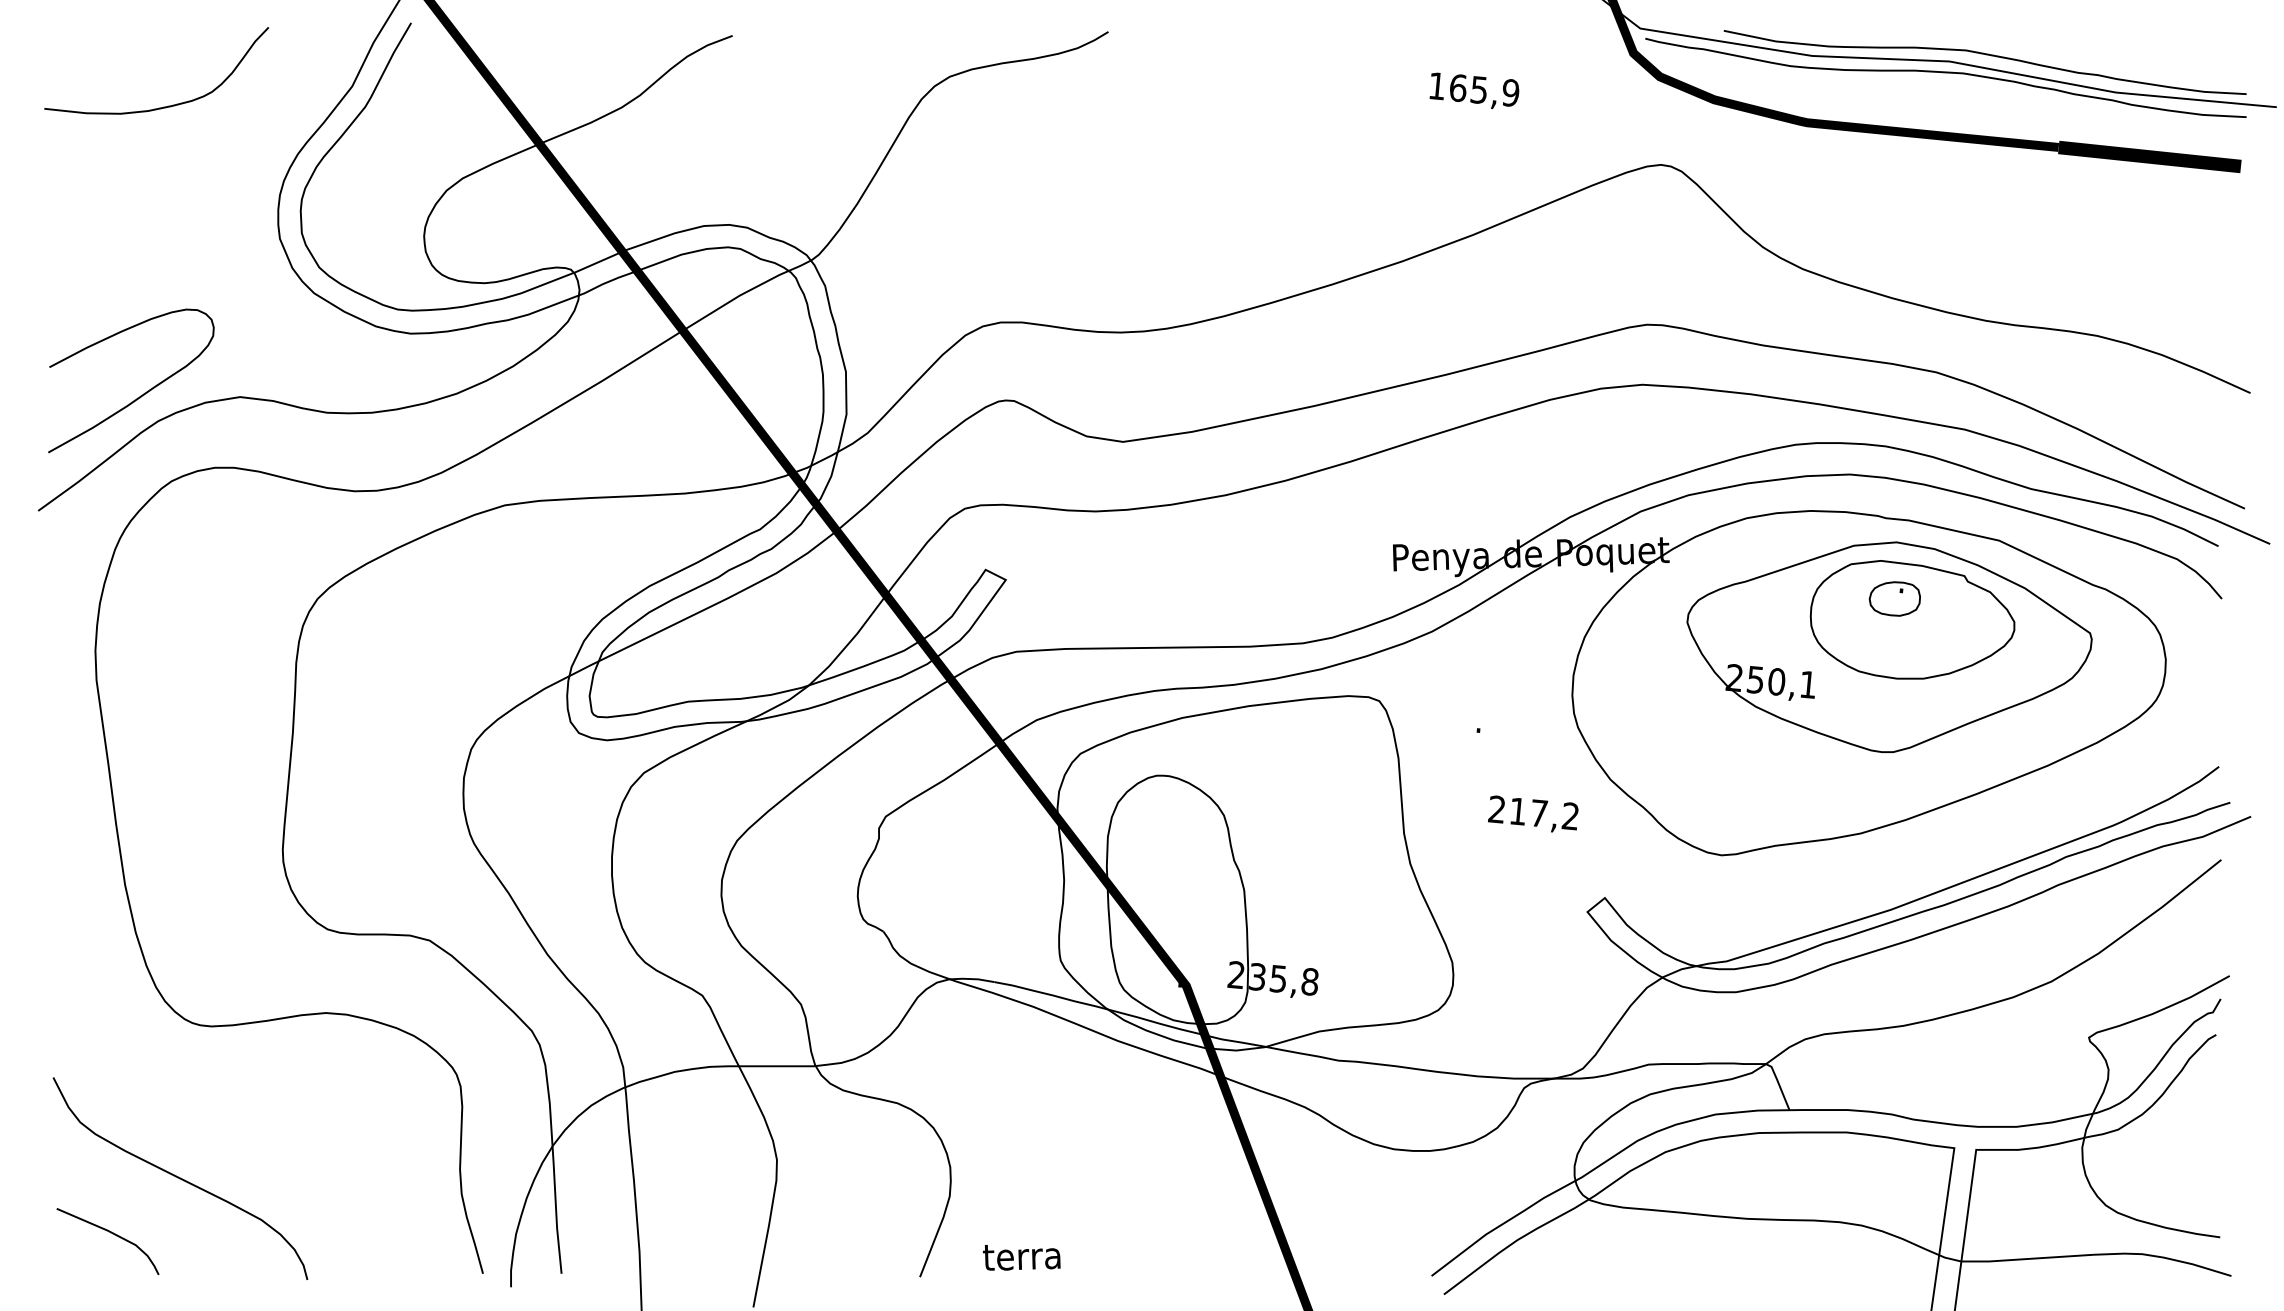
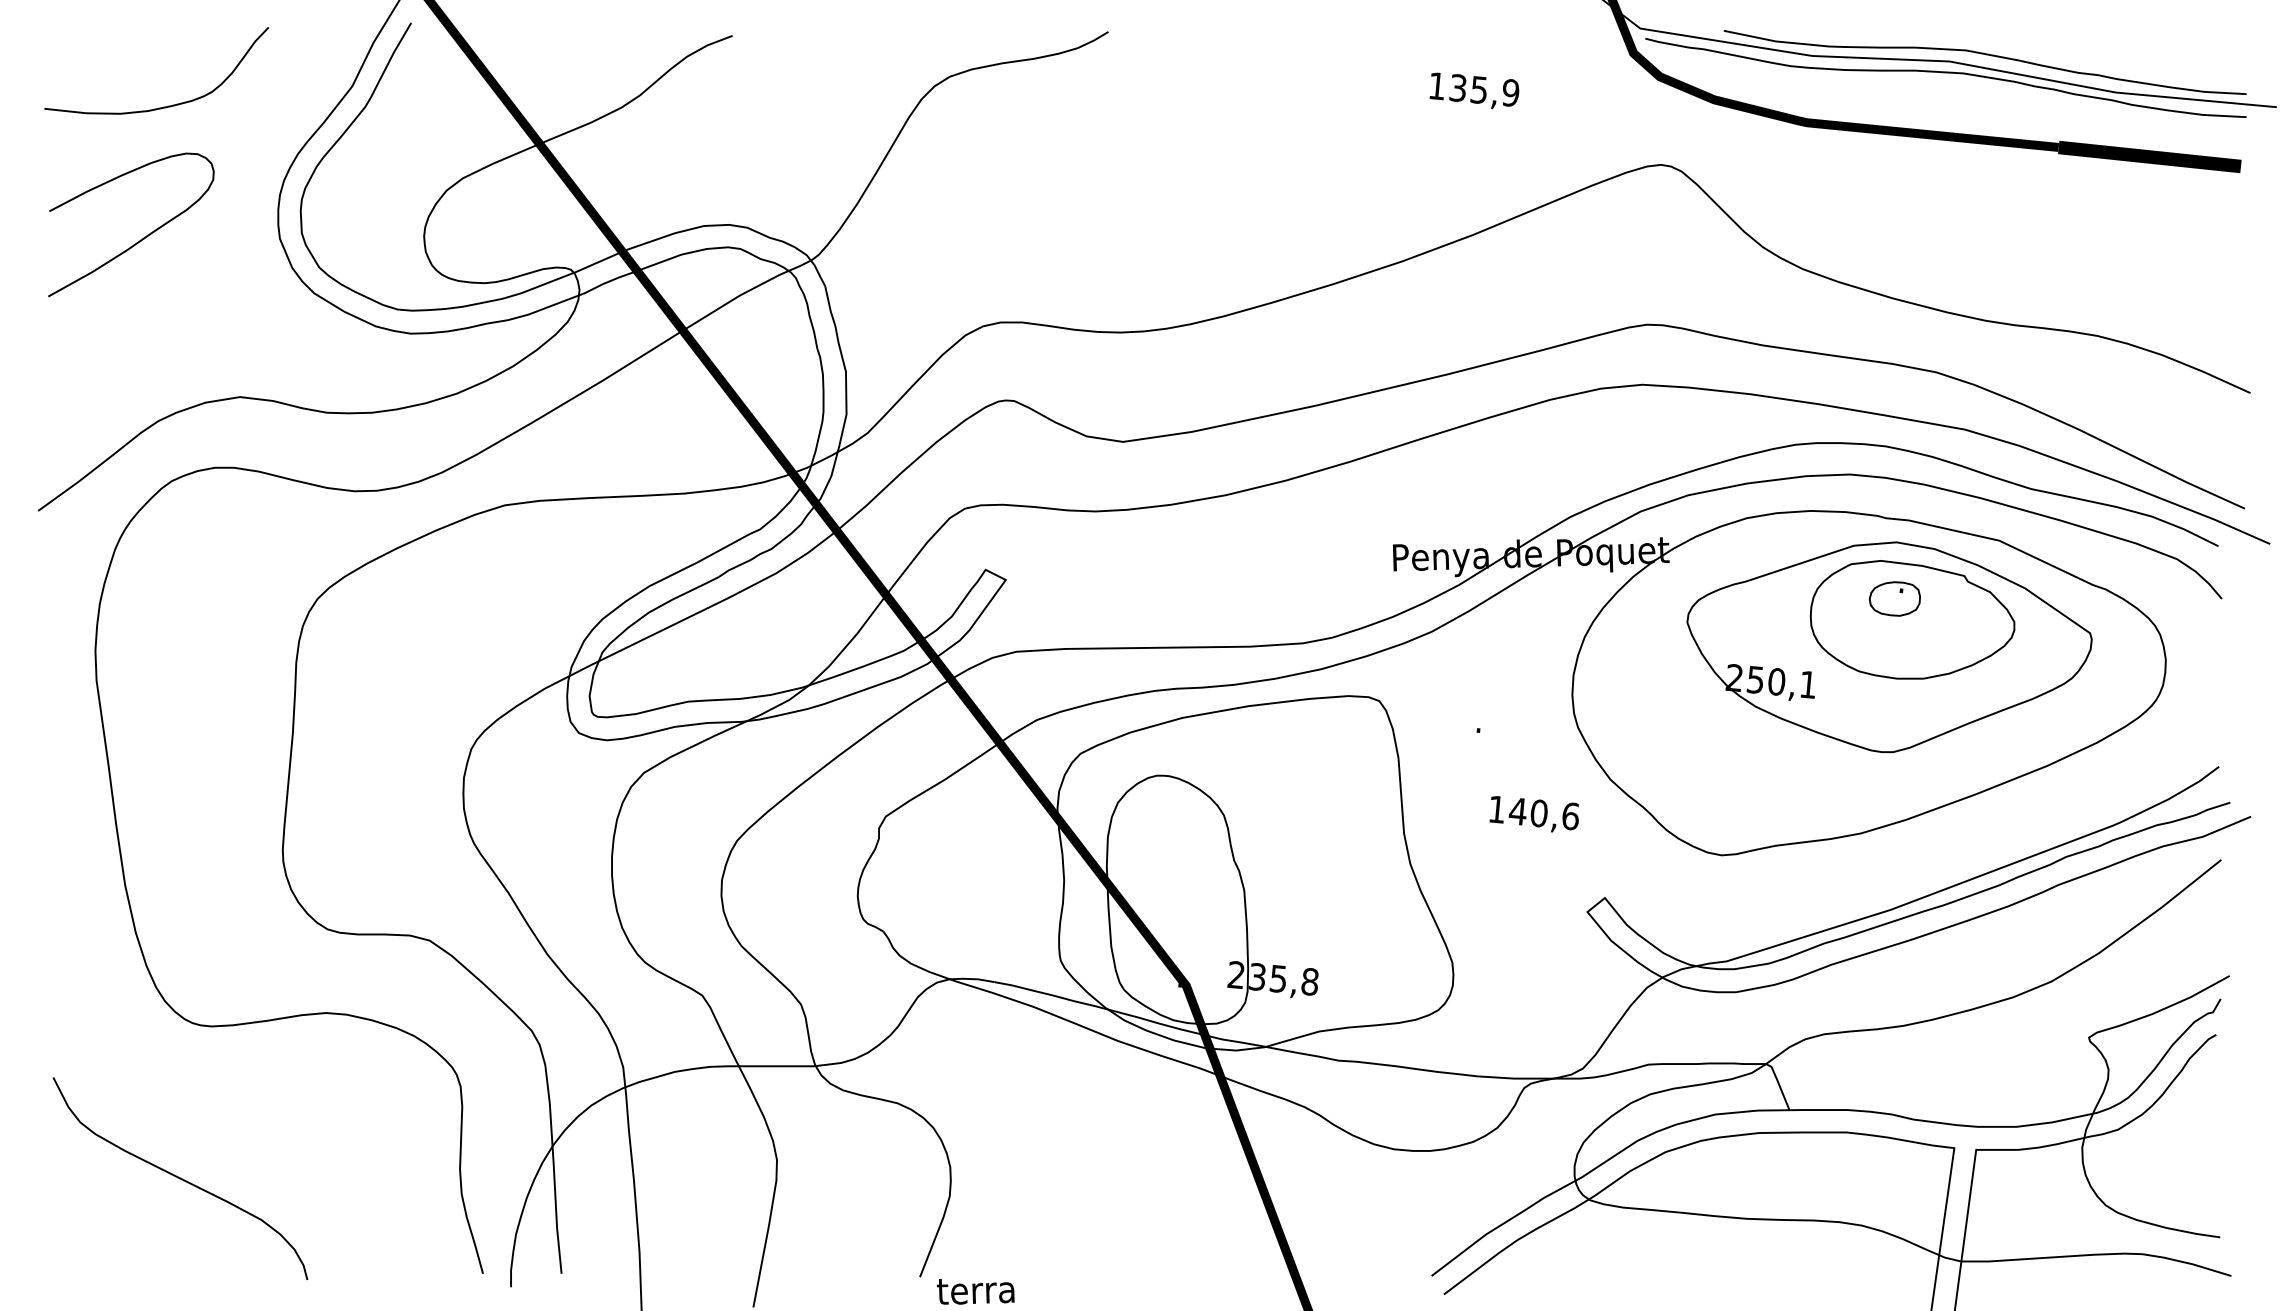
text: 165,9 -> 135,9 (1457, 88)
curve position: (140, 395) -> (140, 239) (140, 239)
text: 217,2 -> 140,6 (1533, 812)
curve: present -> none (110, 1233)
text position: (1021, 1257) -> (975, 1291) (975, 1291)
